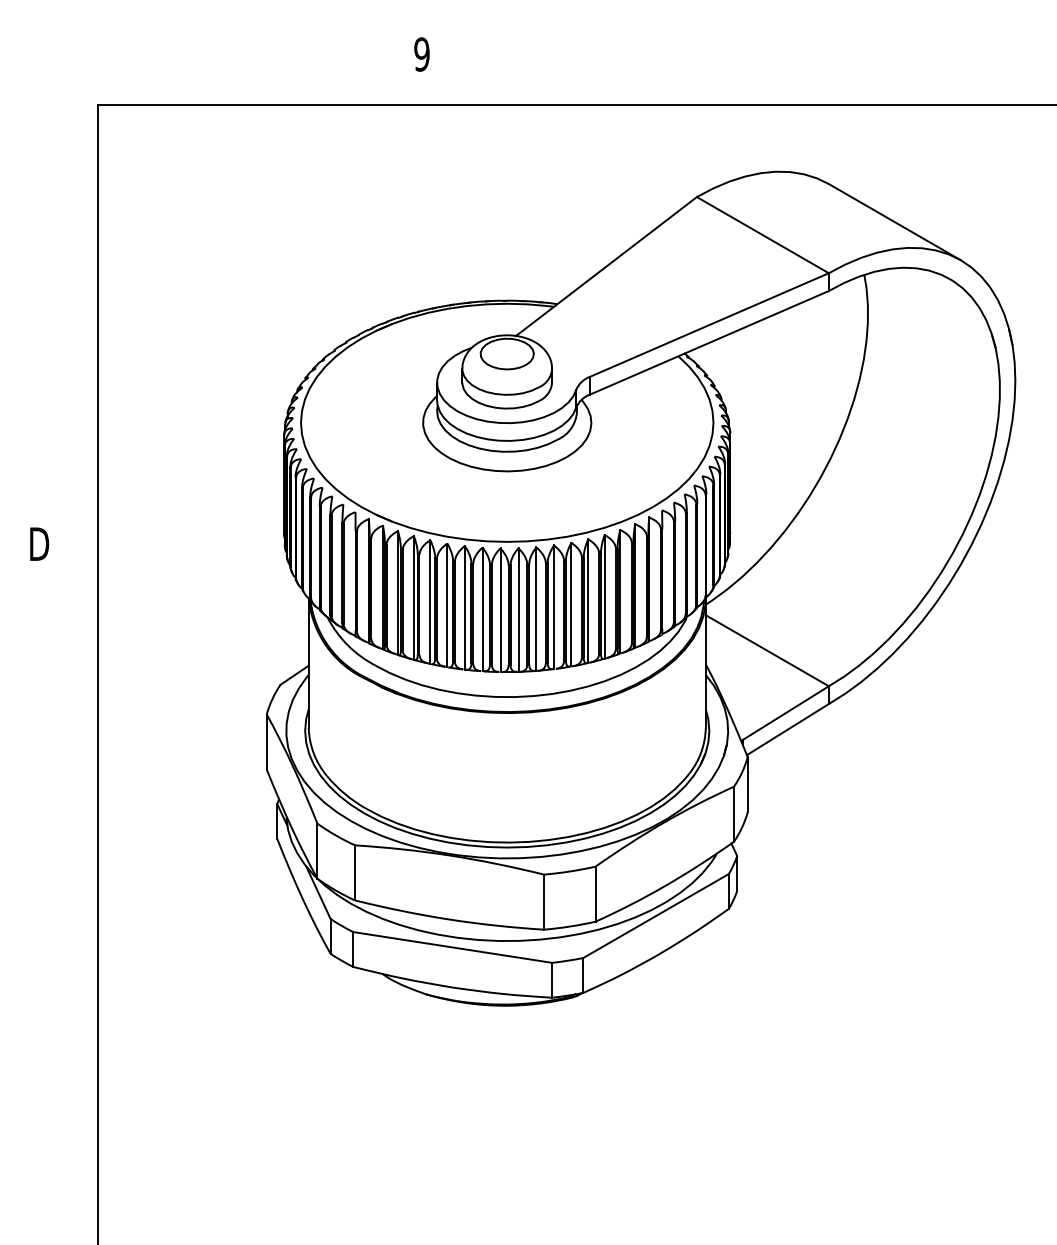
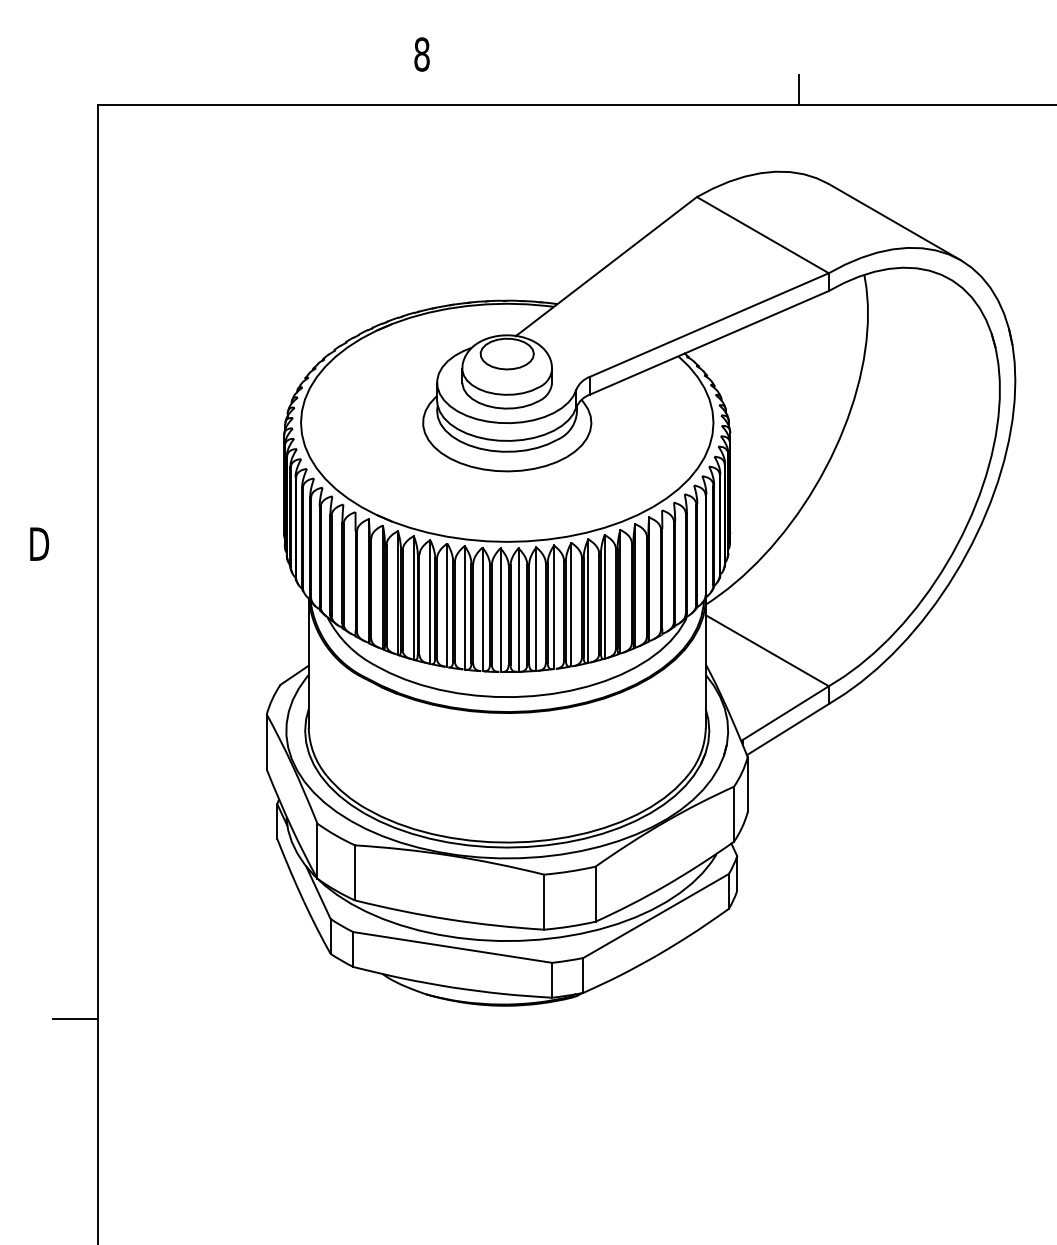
text: 9 -> 8 (421, 54)
line: none -> present (799, 90)
line: none -> present (75, 1018)
